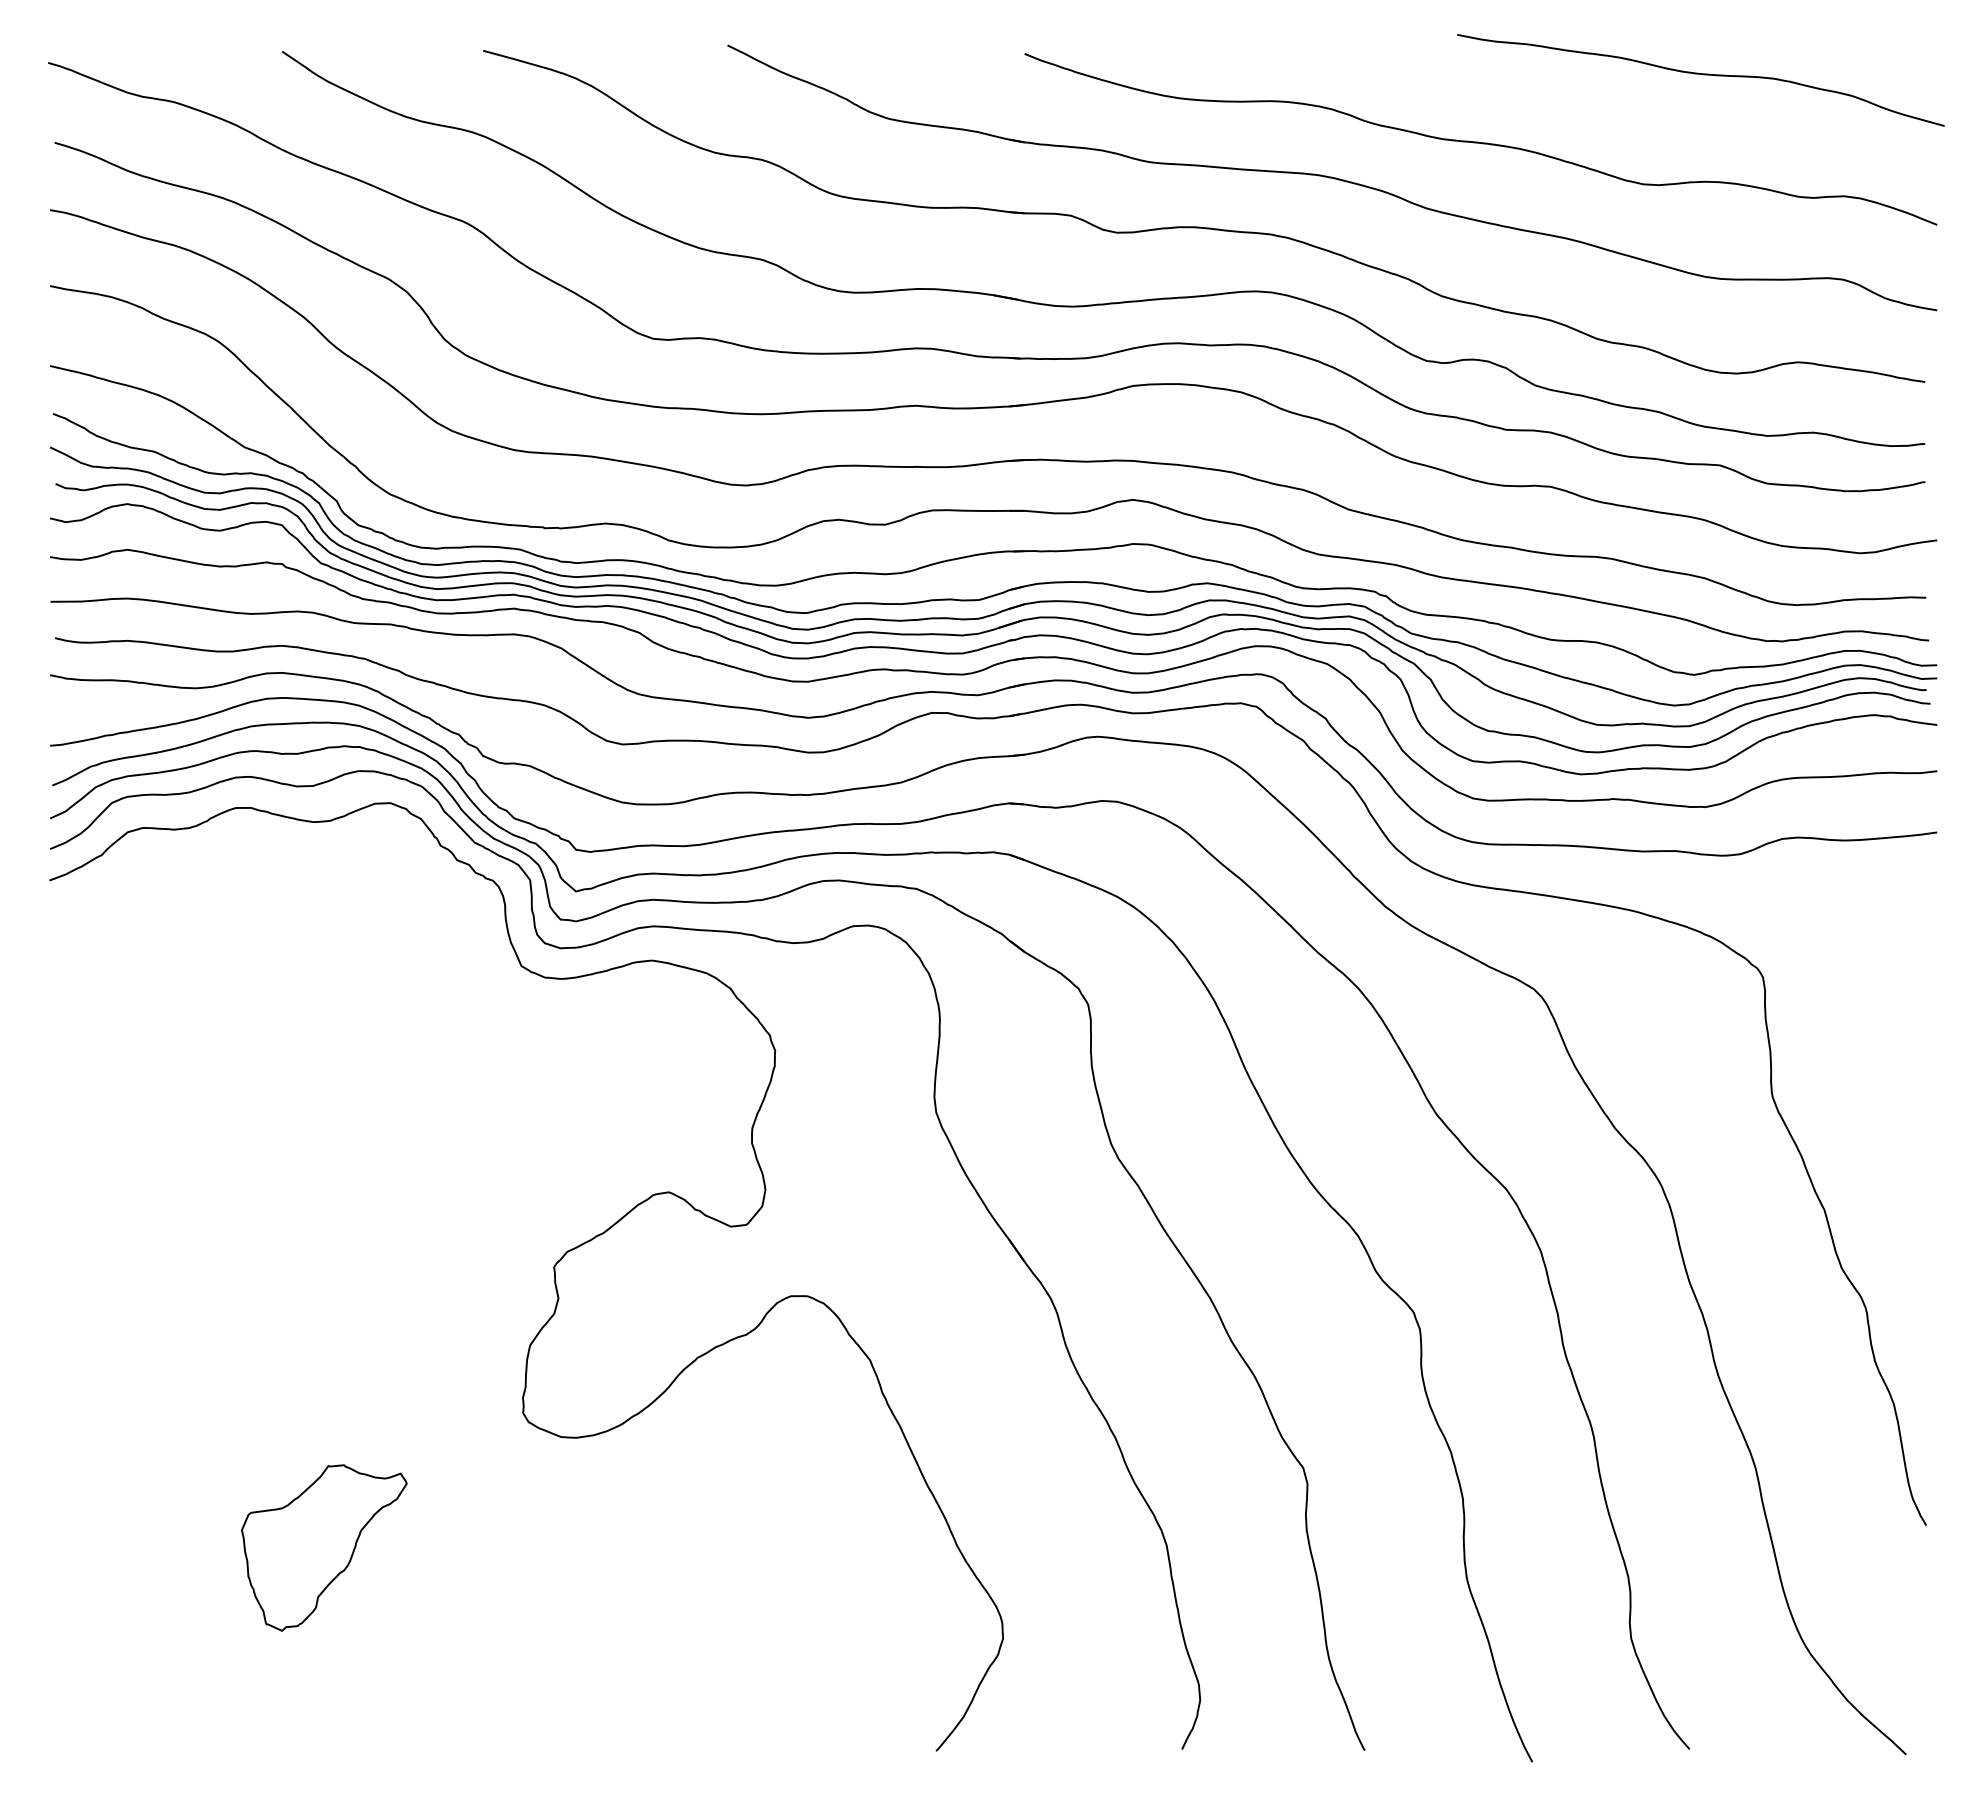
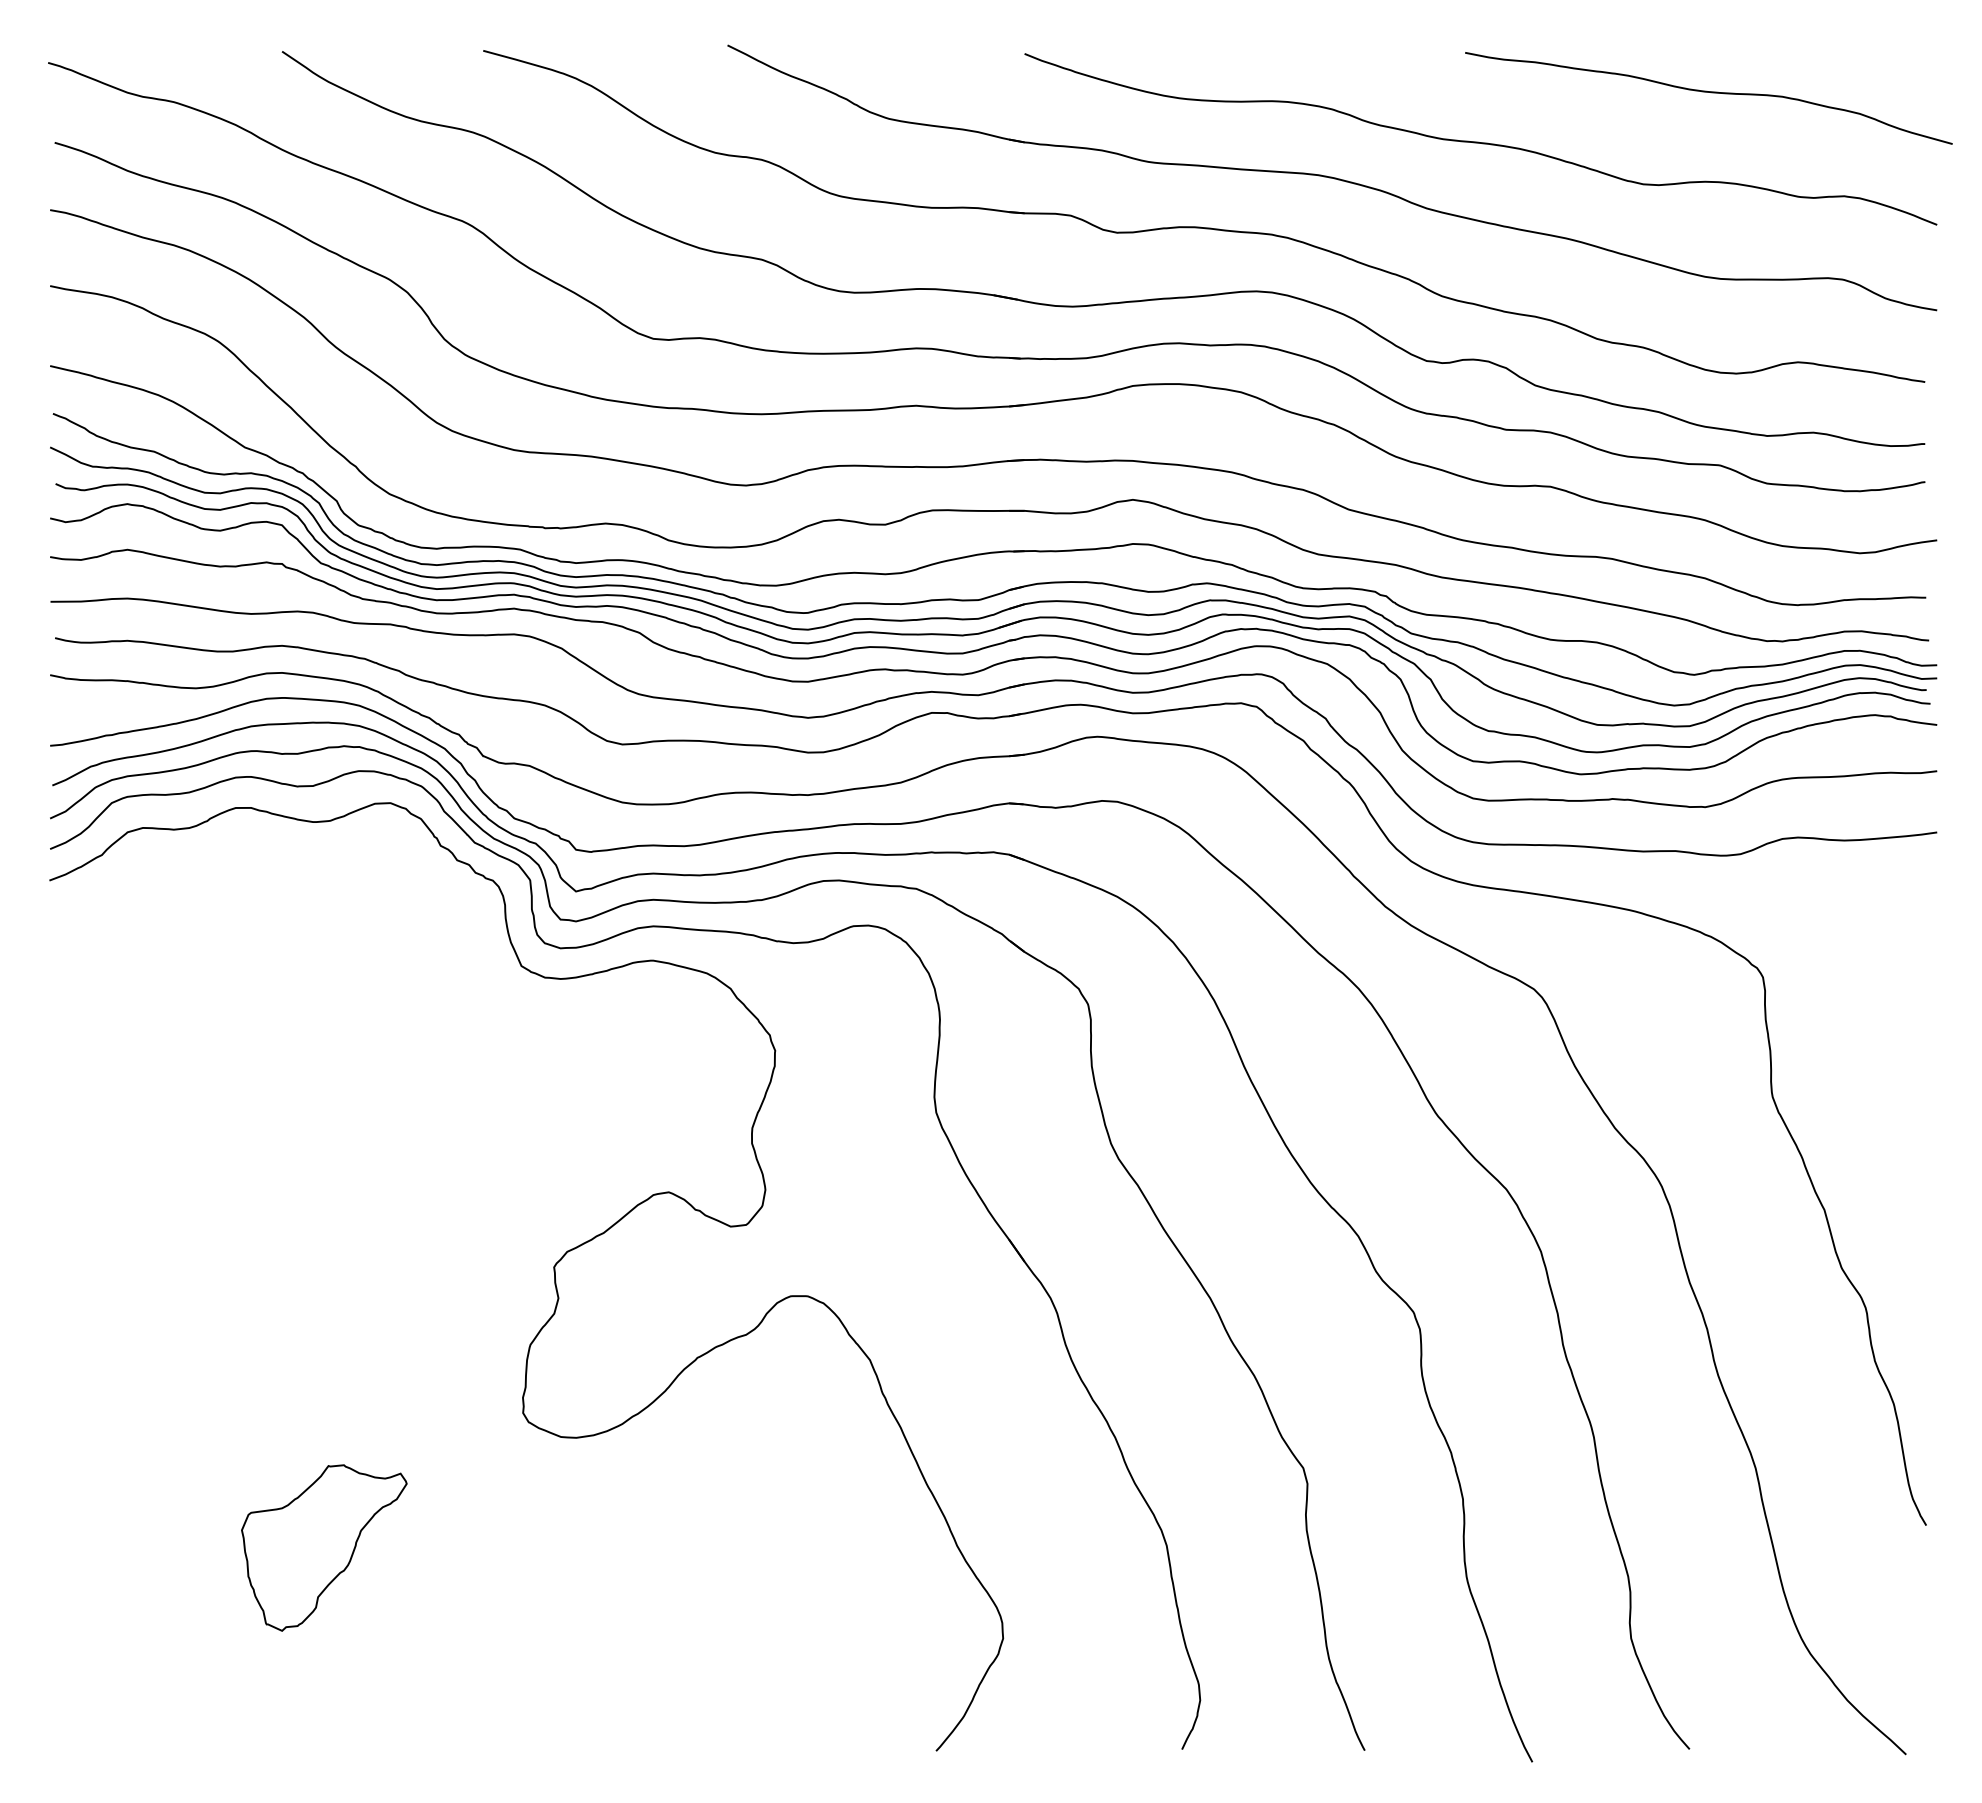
curve position: (1703, 75) -> (1711, 93) (1711, 93)
